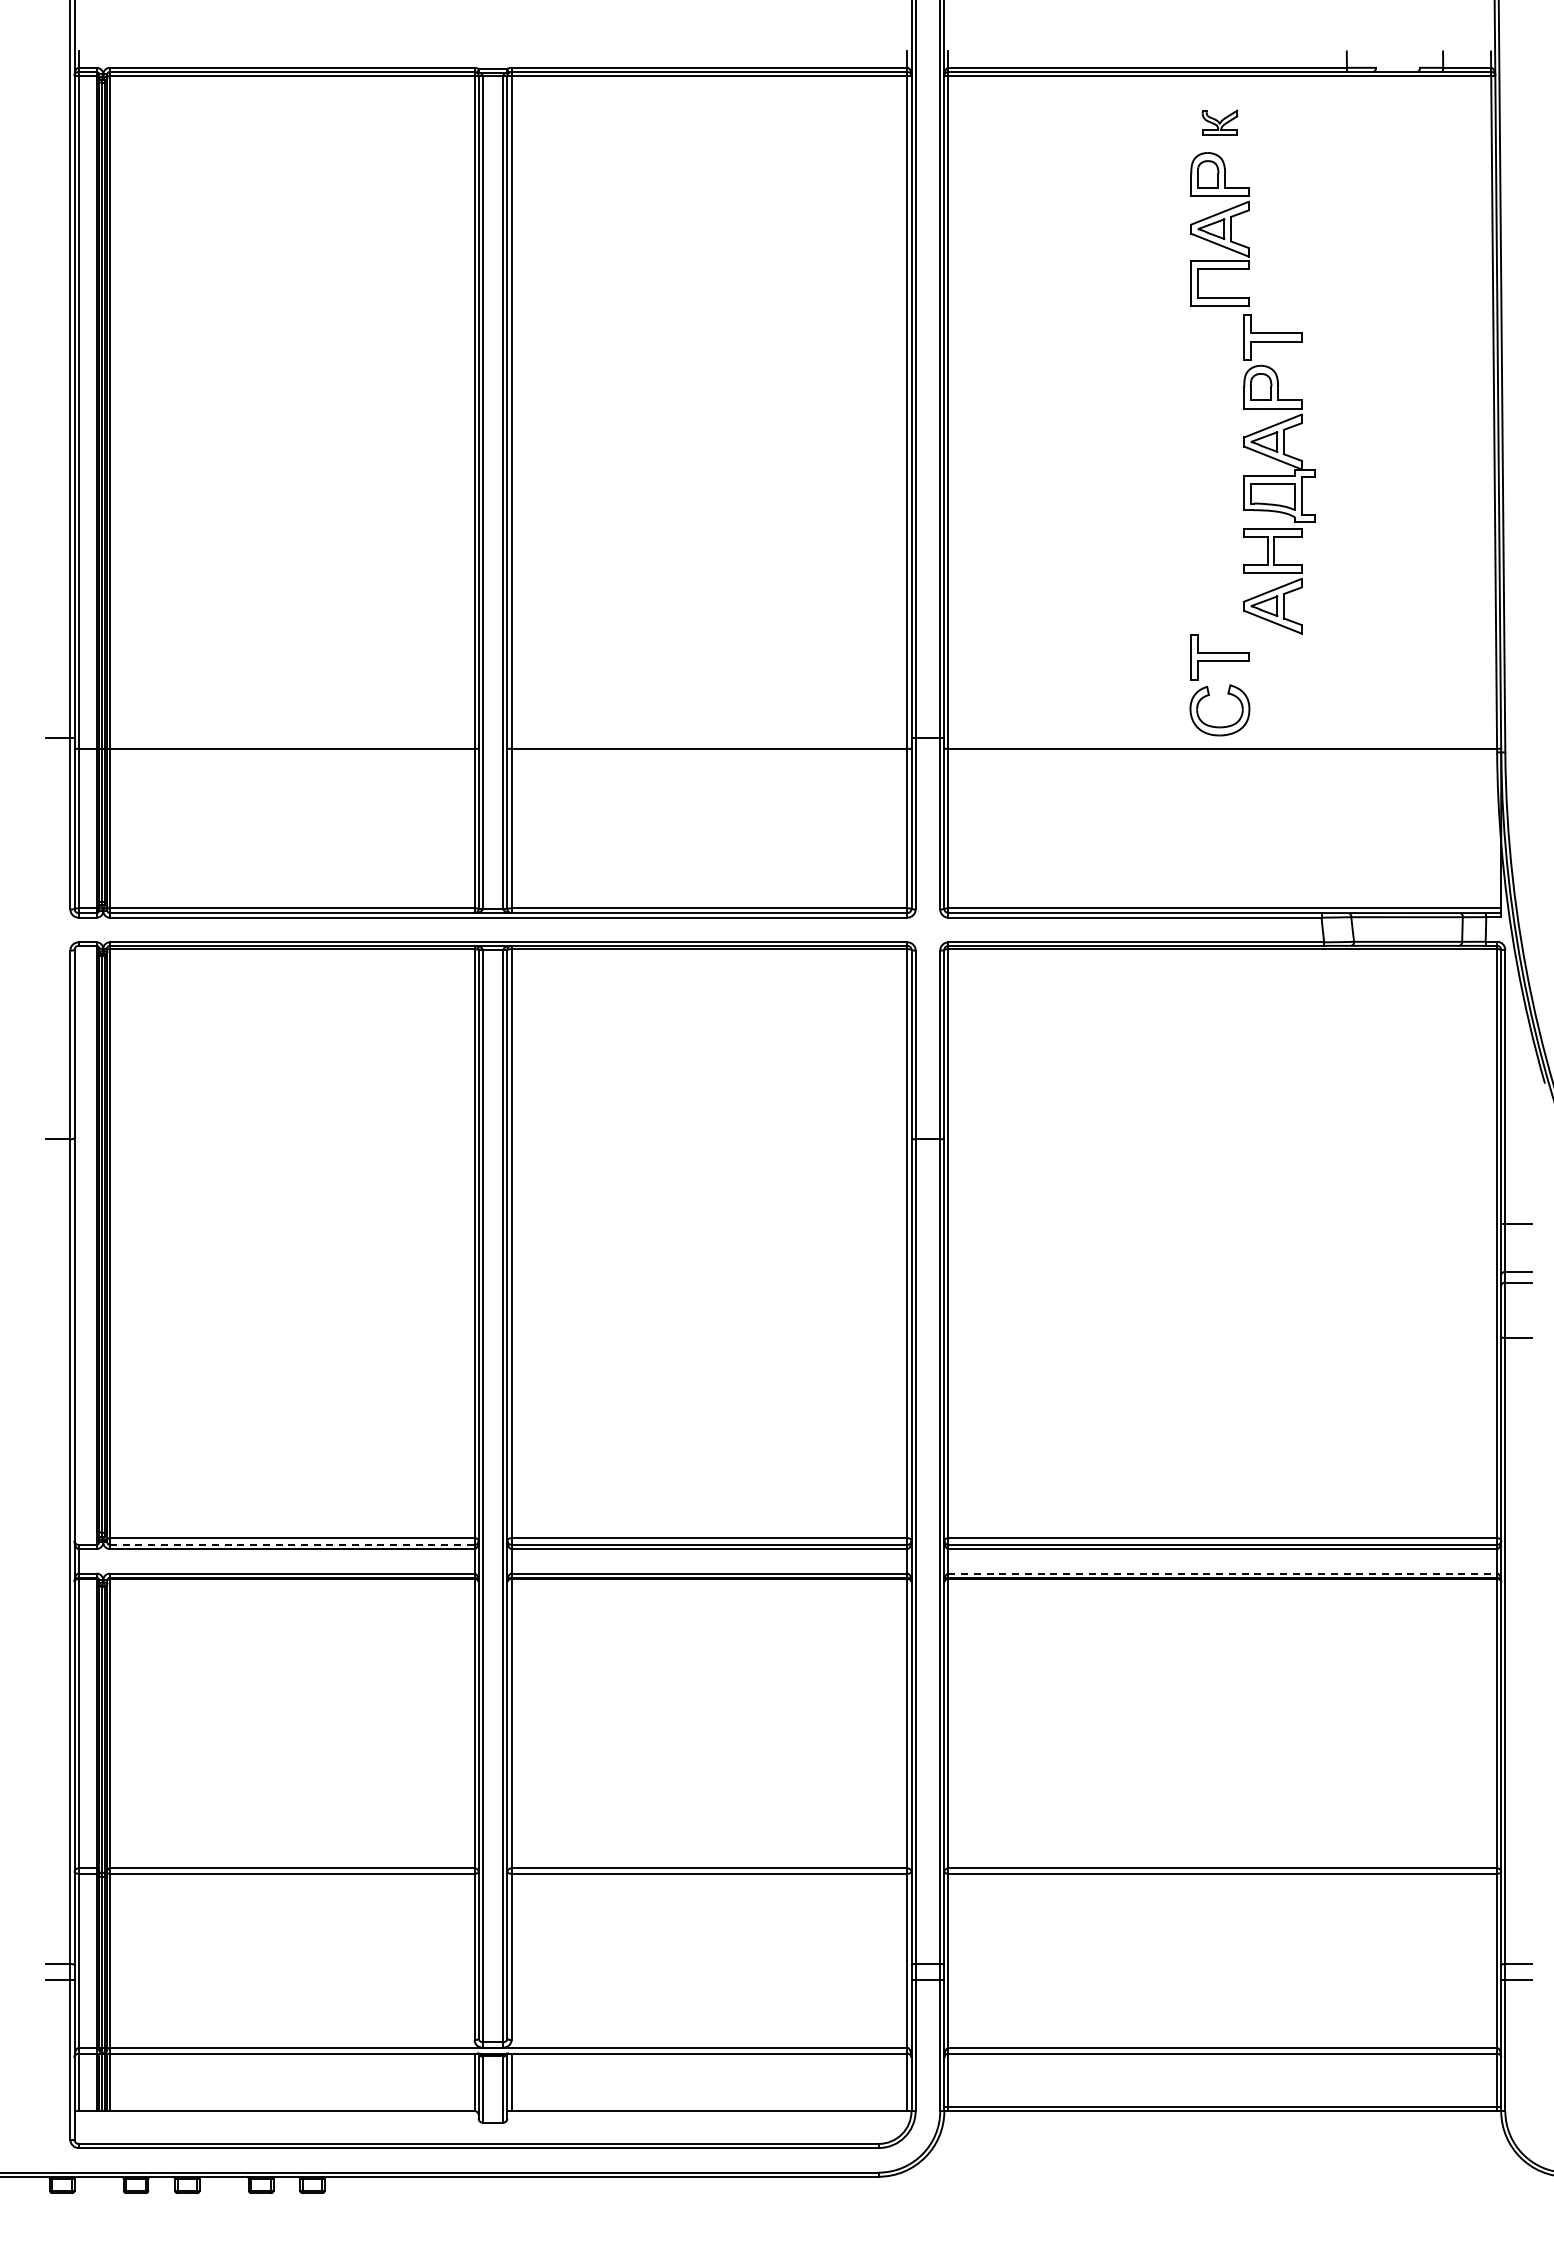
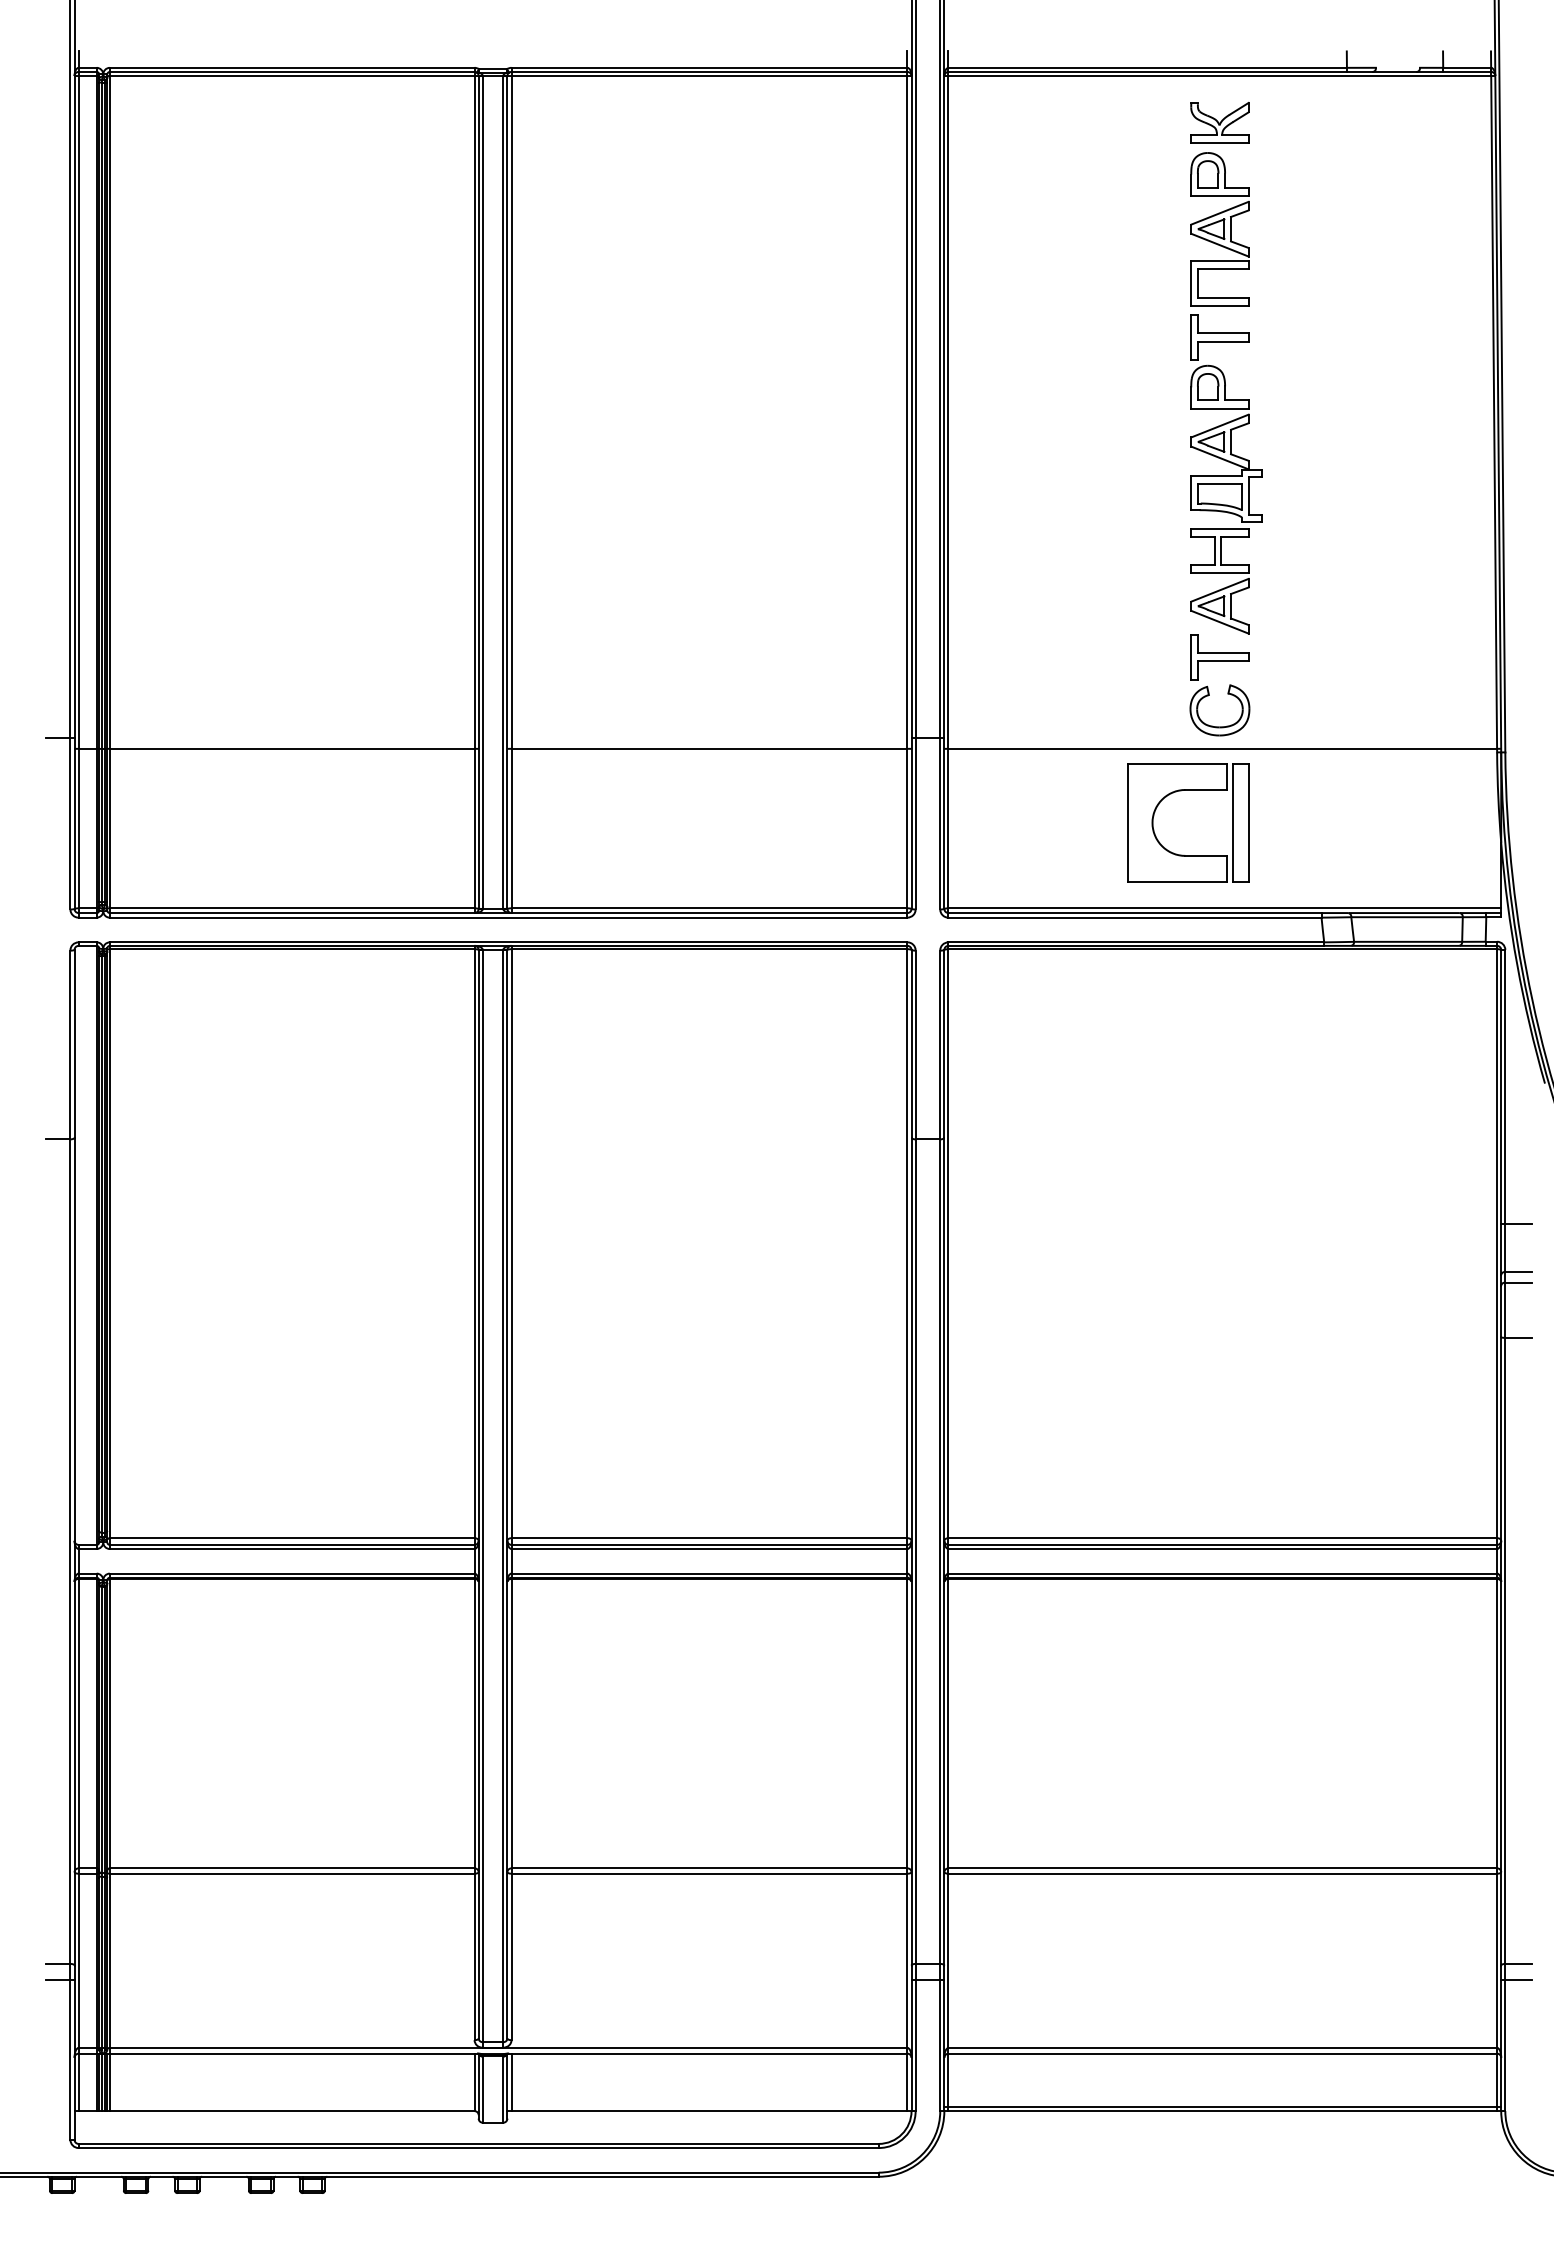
part size: 38x27 px -> 60x43 px (1219, 122)
part position: (1279, 474) -> (1226, 474) (1226, 474)
part: none -> present (1181, 791)
line: dashed -> solid (292, 1544)
line: dashed -> solid (1223, 1573)
